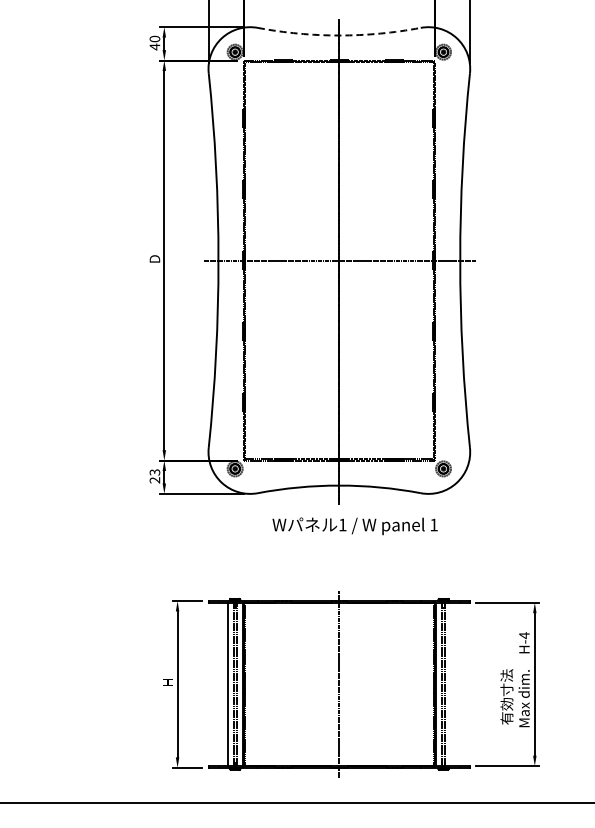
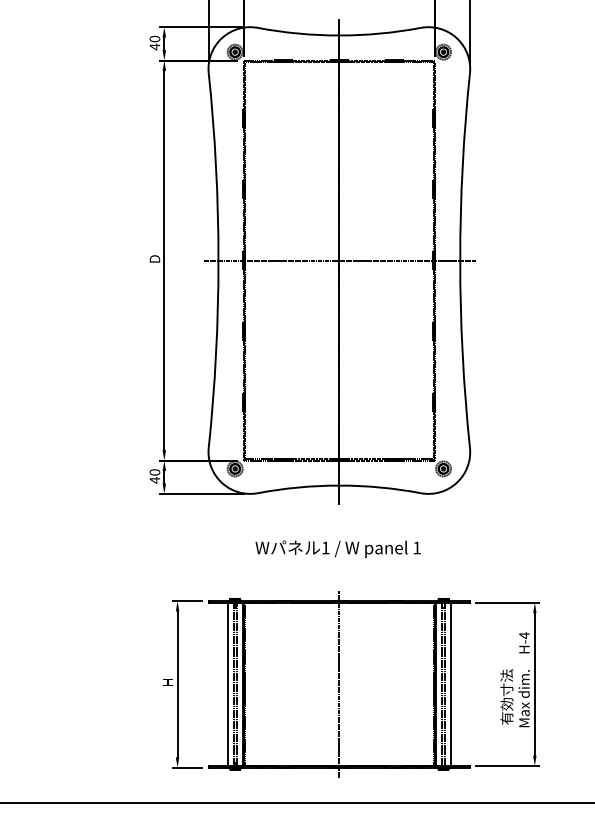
arc: dashed -> solid (339, 35)
text: 23 -> 40 (154, 476)
text position: (354, 526) -> (337, 549) (337, 549)
line: none -> present (451, 684)
